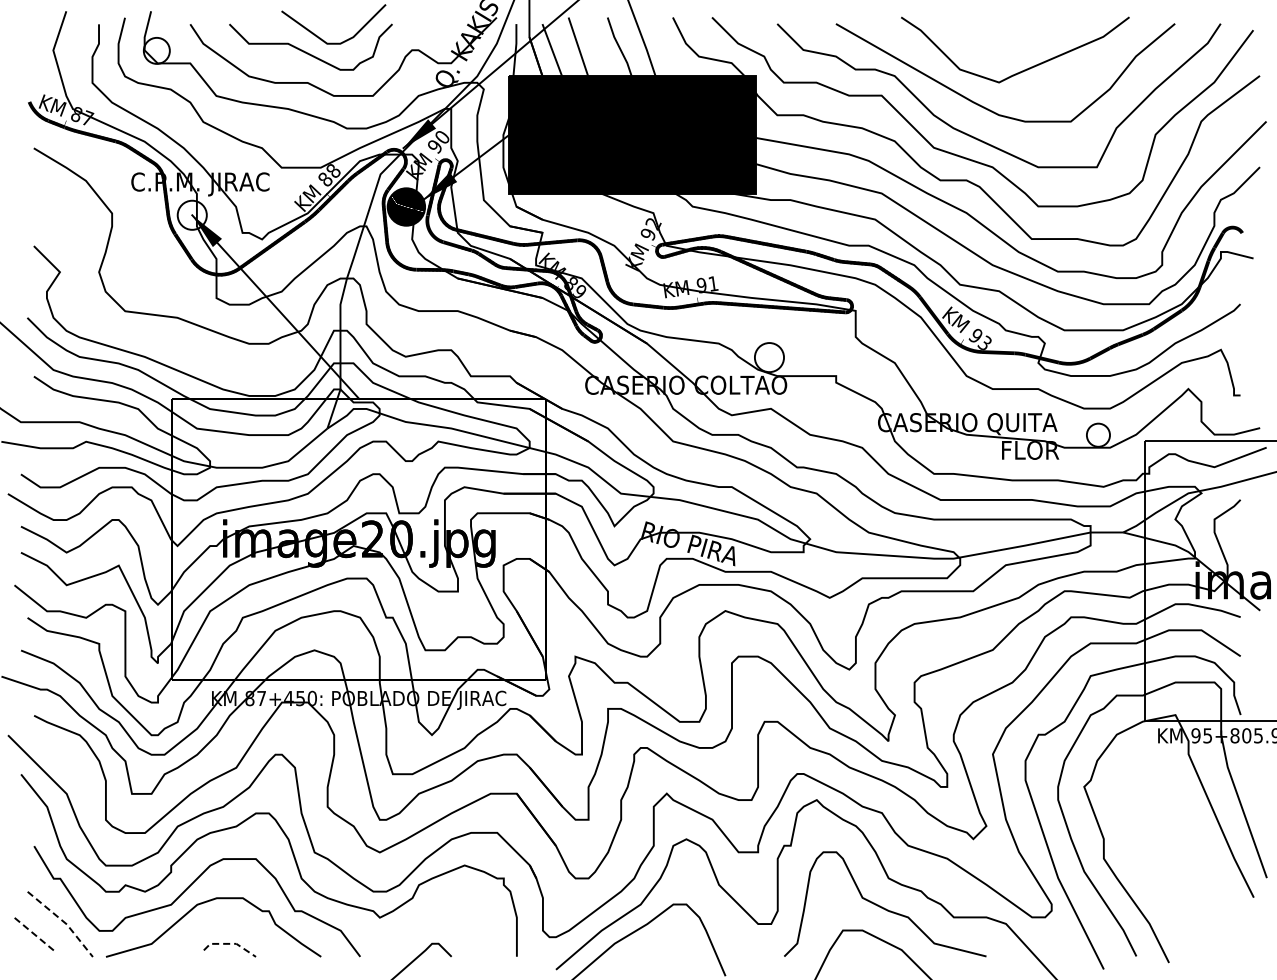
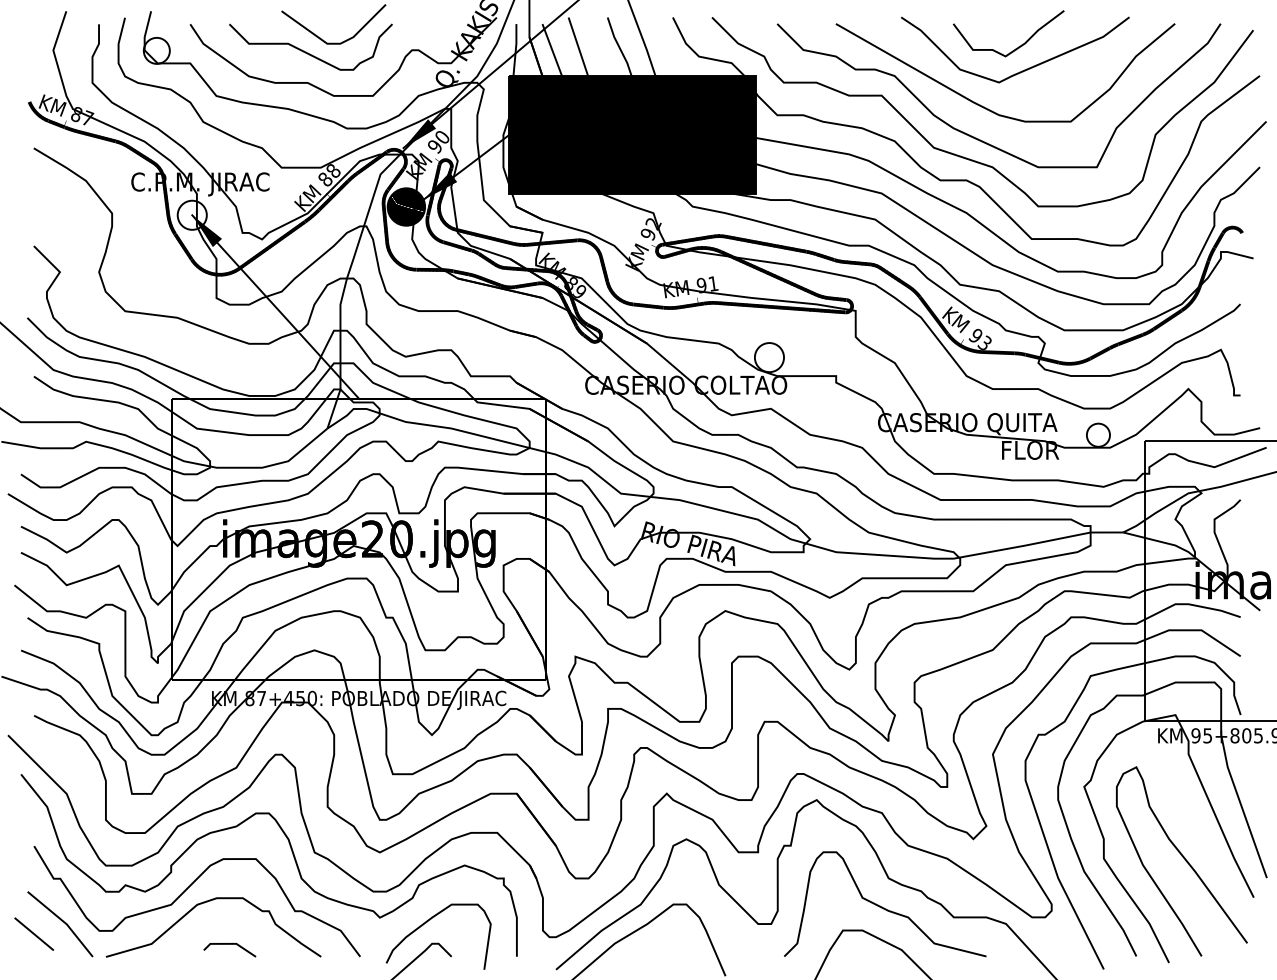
curve: none -> present (1018, 46)
curve: none -> present (1183, 858)
line: dashed -> solid (63, 921)
curve: none -> present (426, 923)
line: dashed -> solid (34, 934)
line: dashed -> solid (230, 943)
